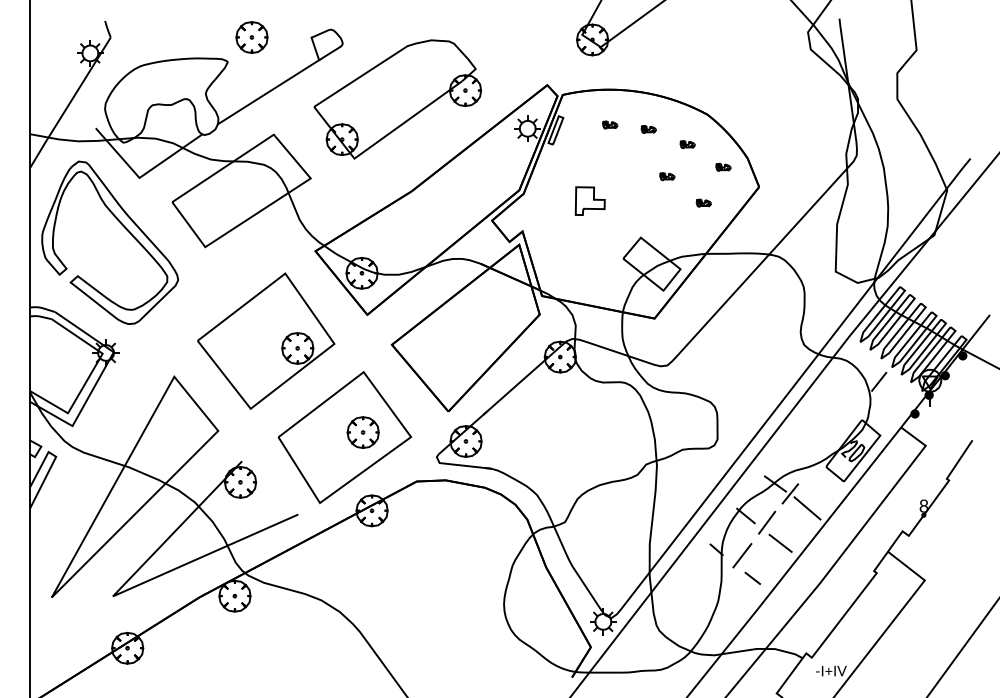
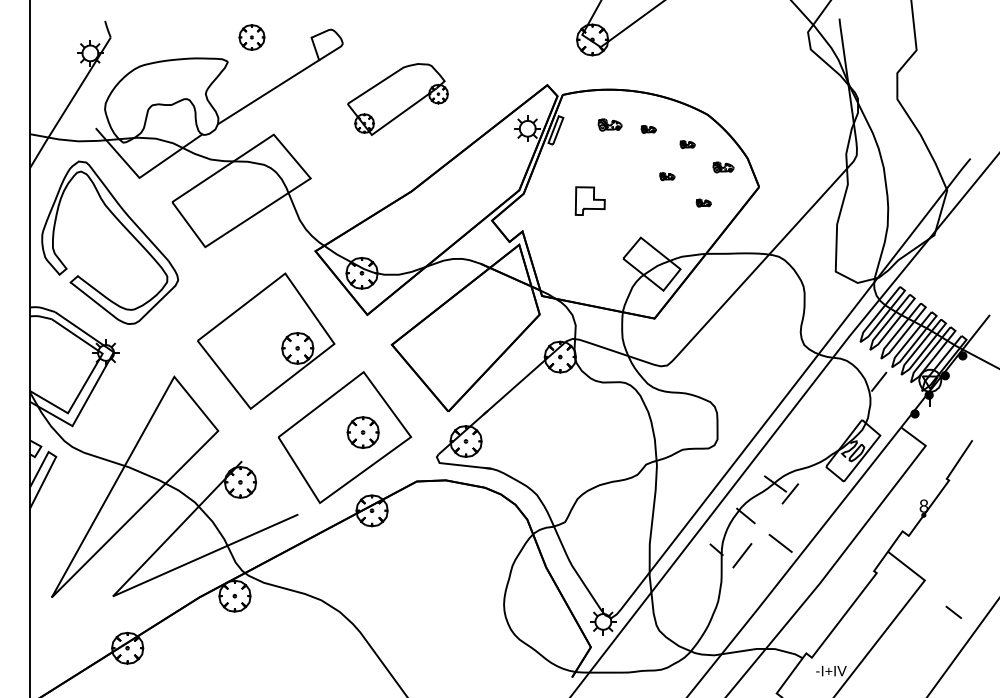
part size: 34x33 px -> 28x27 px (251, 37)
part size: 170x121 px -> 102x73 px (397, 99)
part size: 17x10 px -> 26x14 px (609, 124)
part size: 17x10 px -> 23x13 px (723, 167)
line: present -> none (807, 508)
line: present -> none (767, 522)
line position: (752, 577) -> (953, 611) (953, 611)
